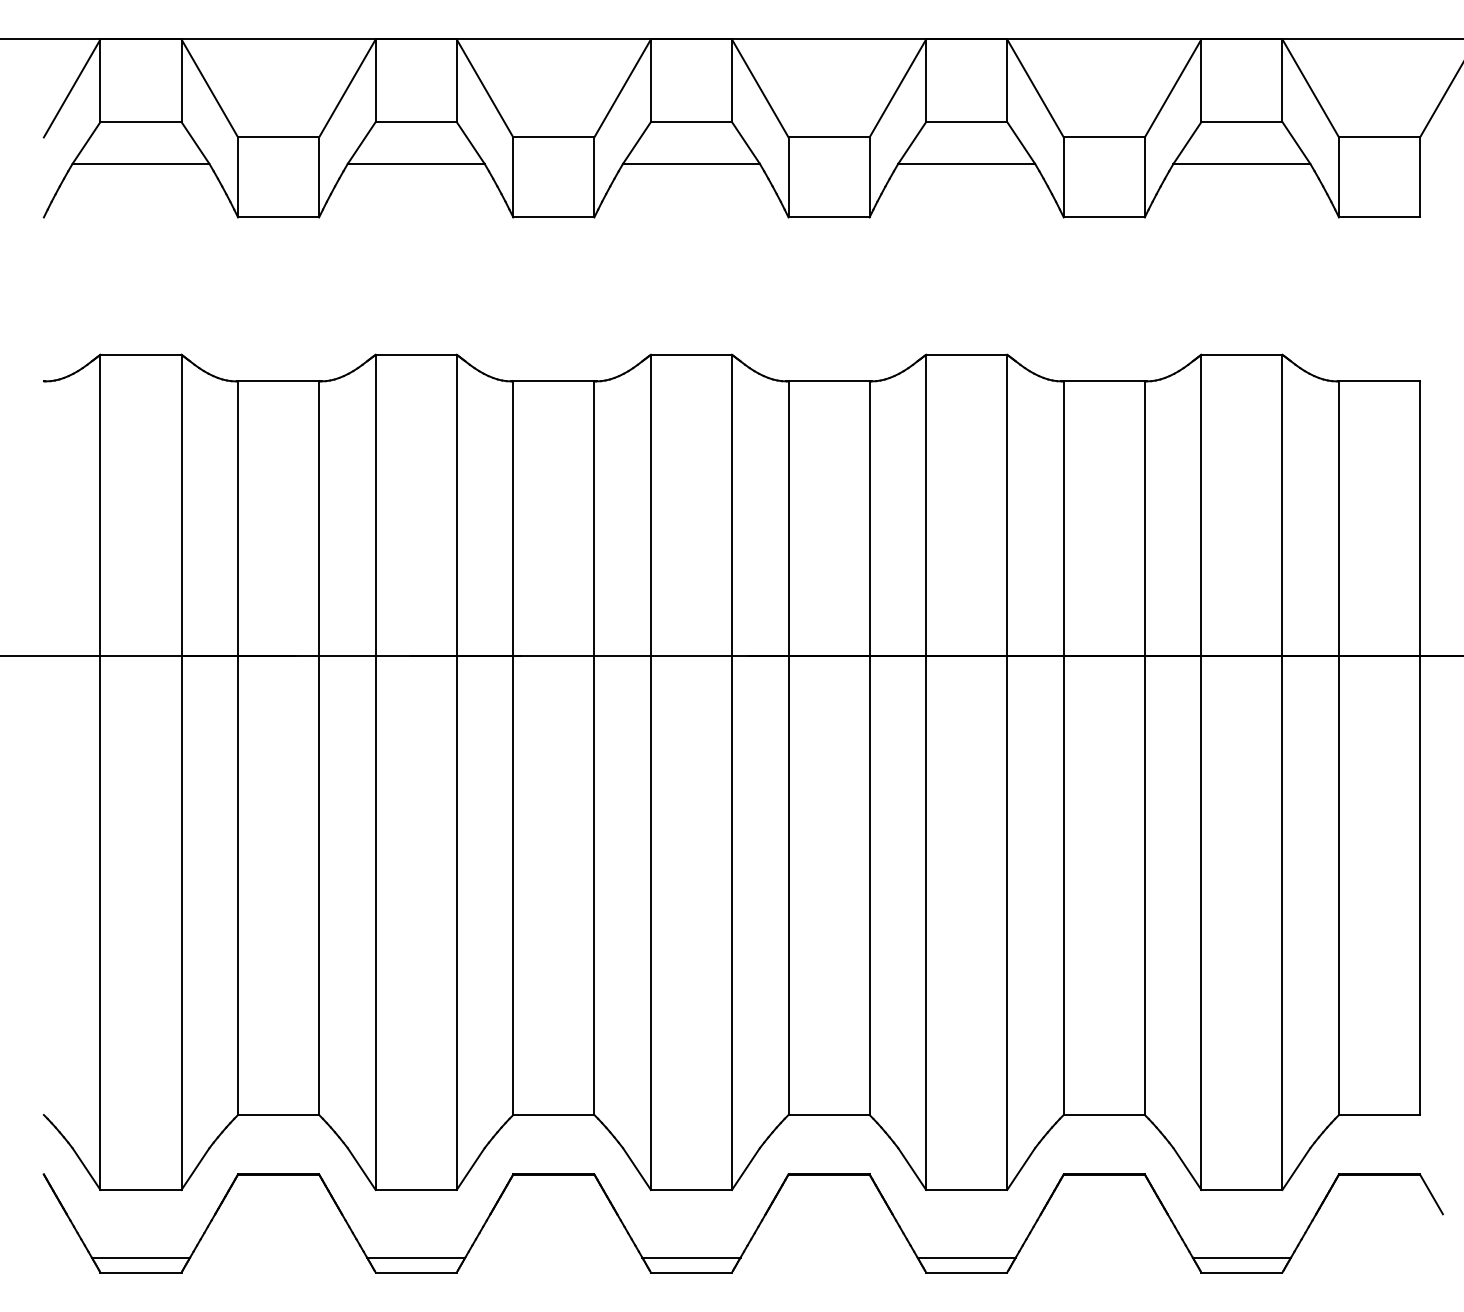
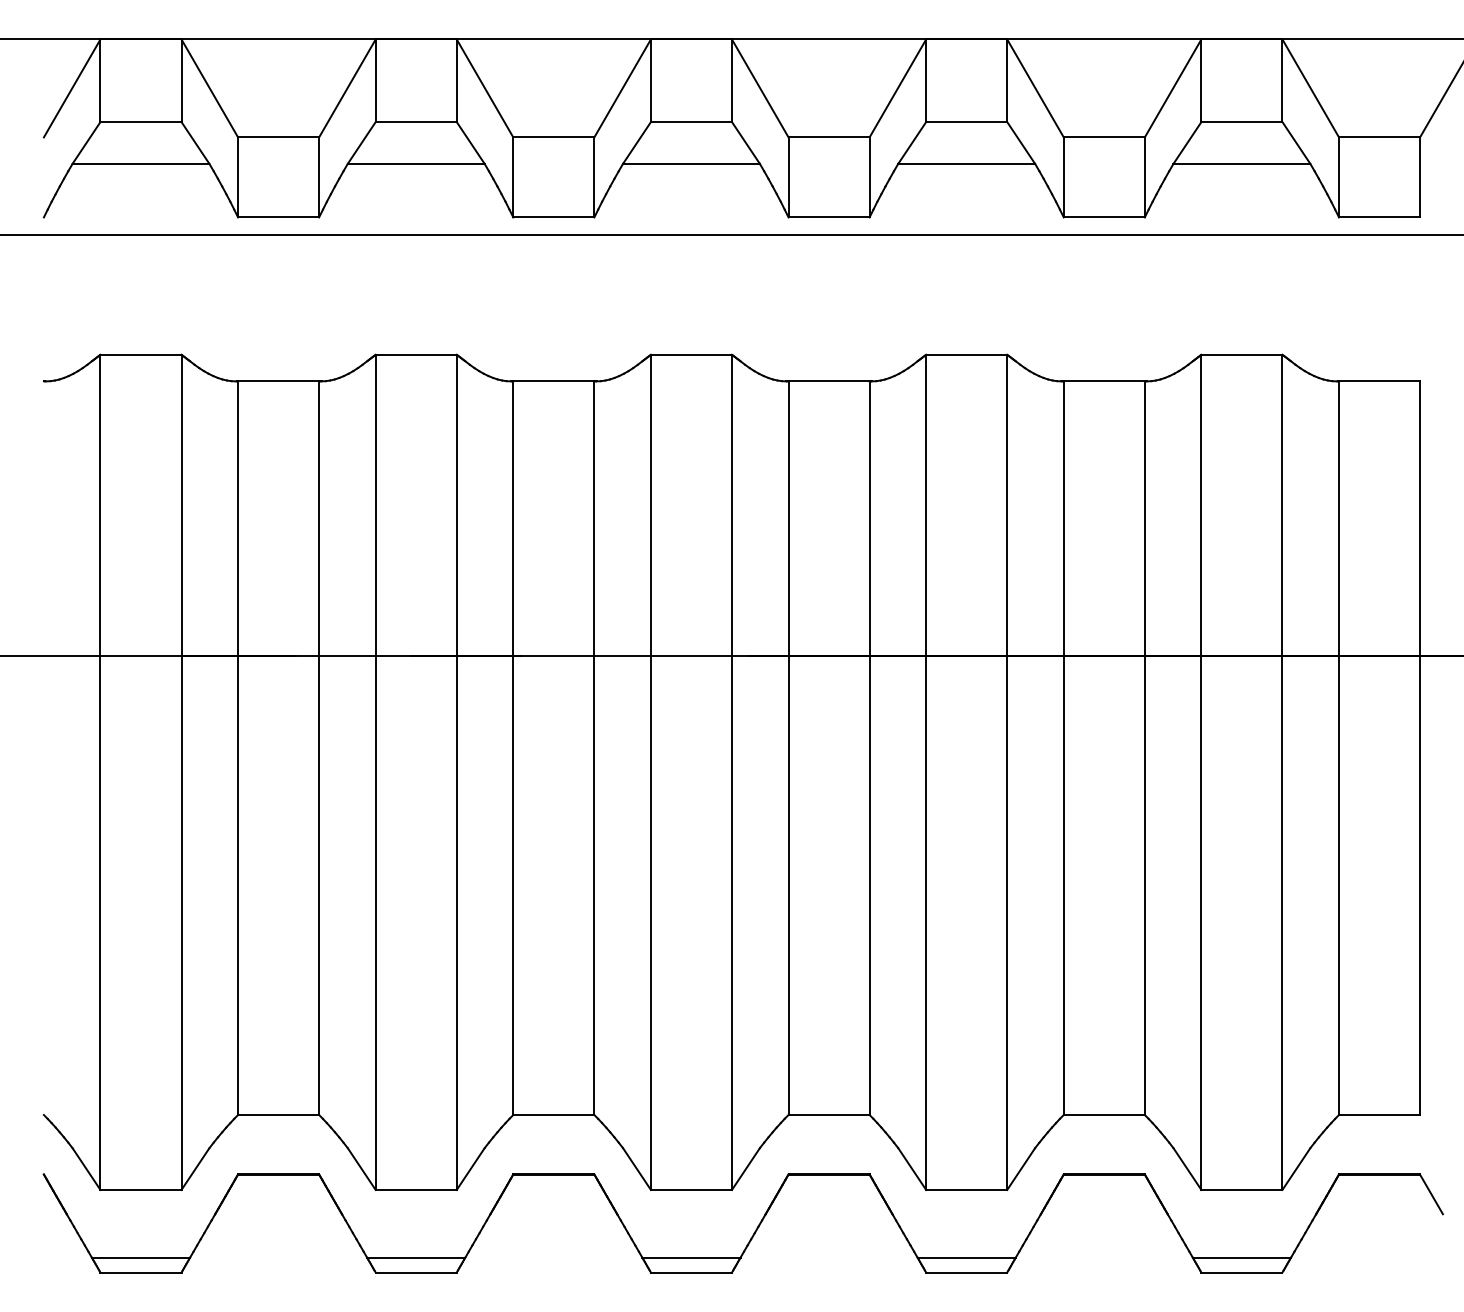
line: none -> present (731, 235)
